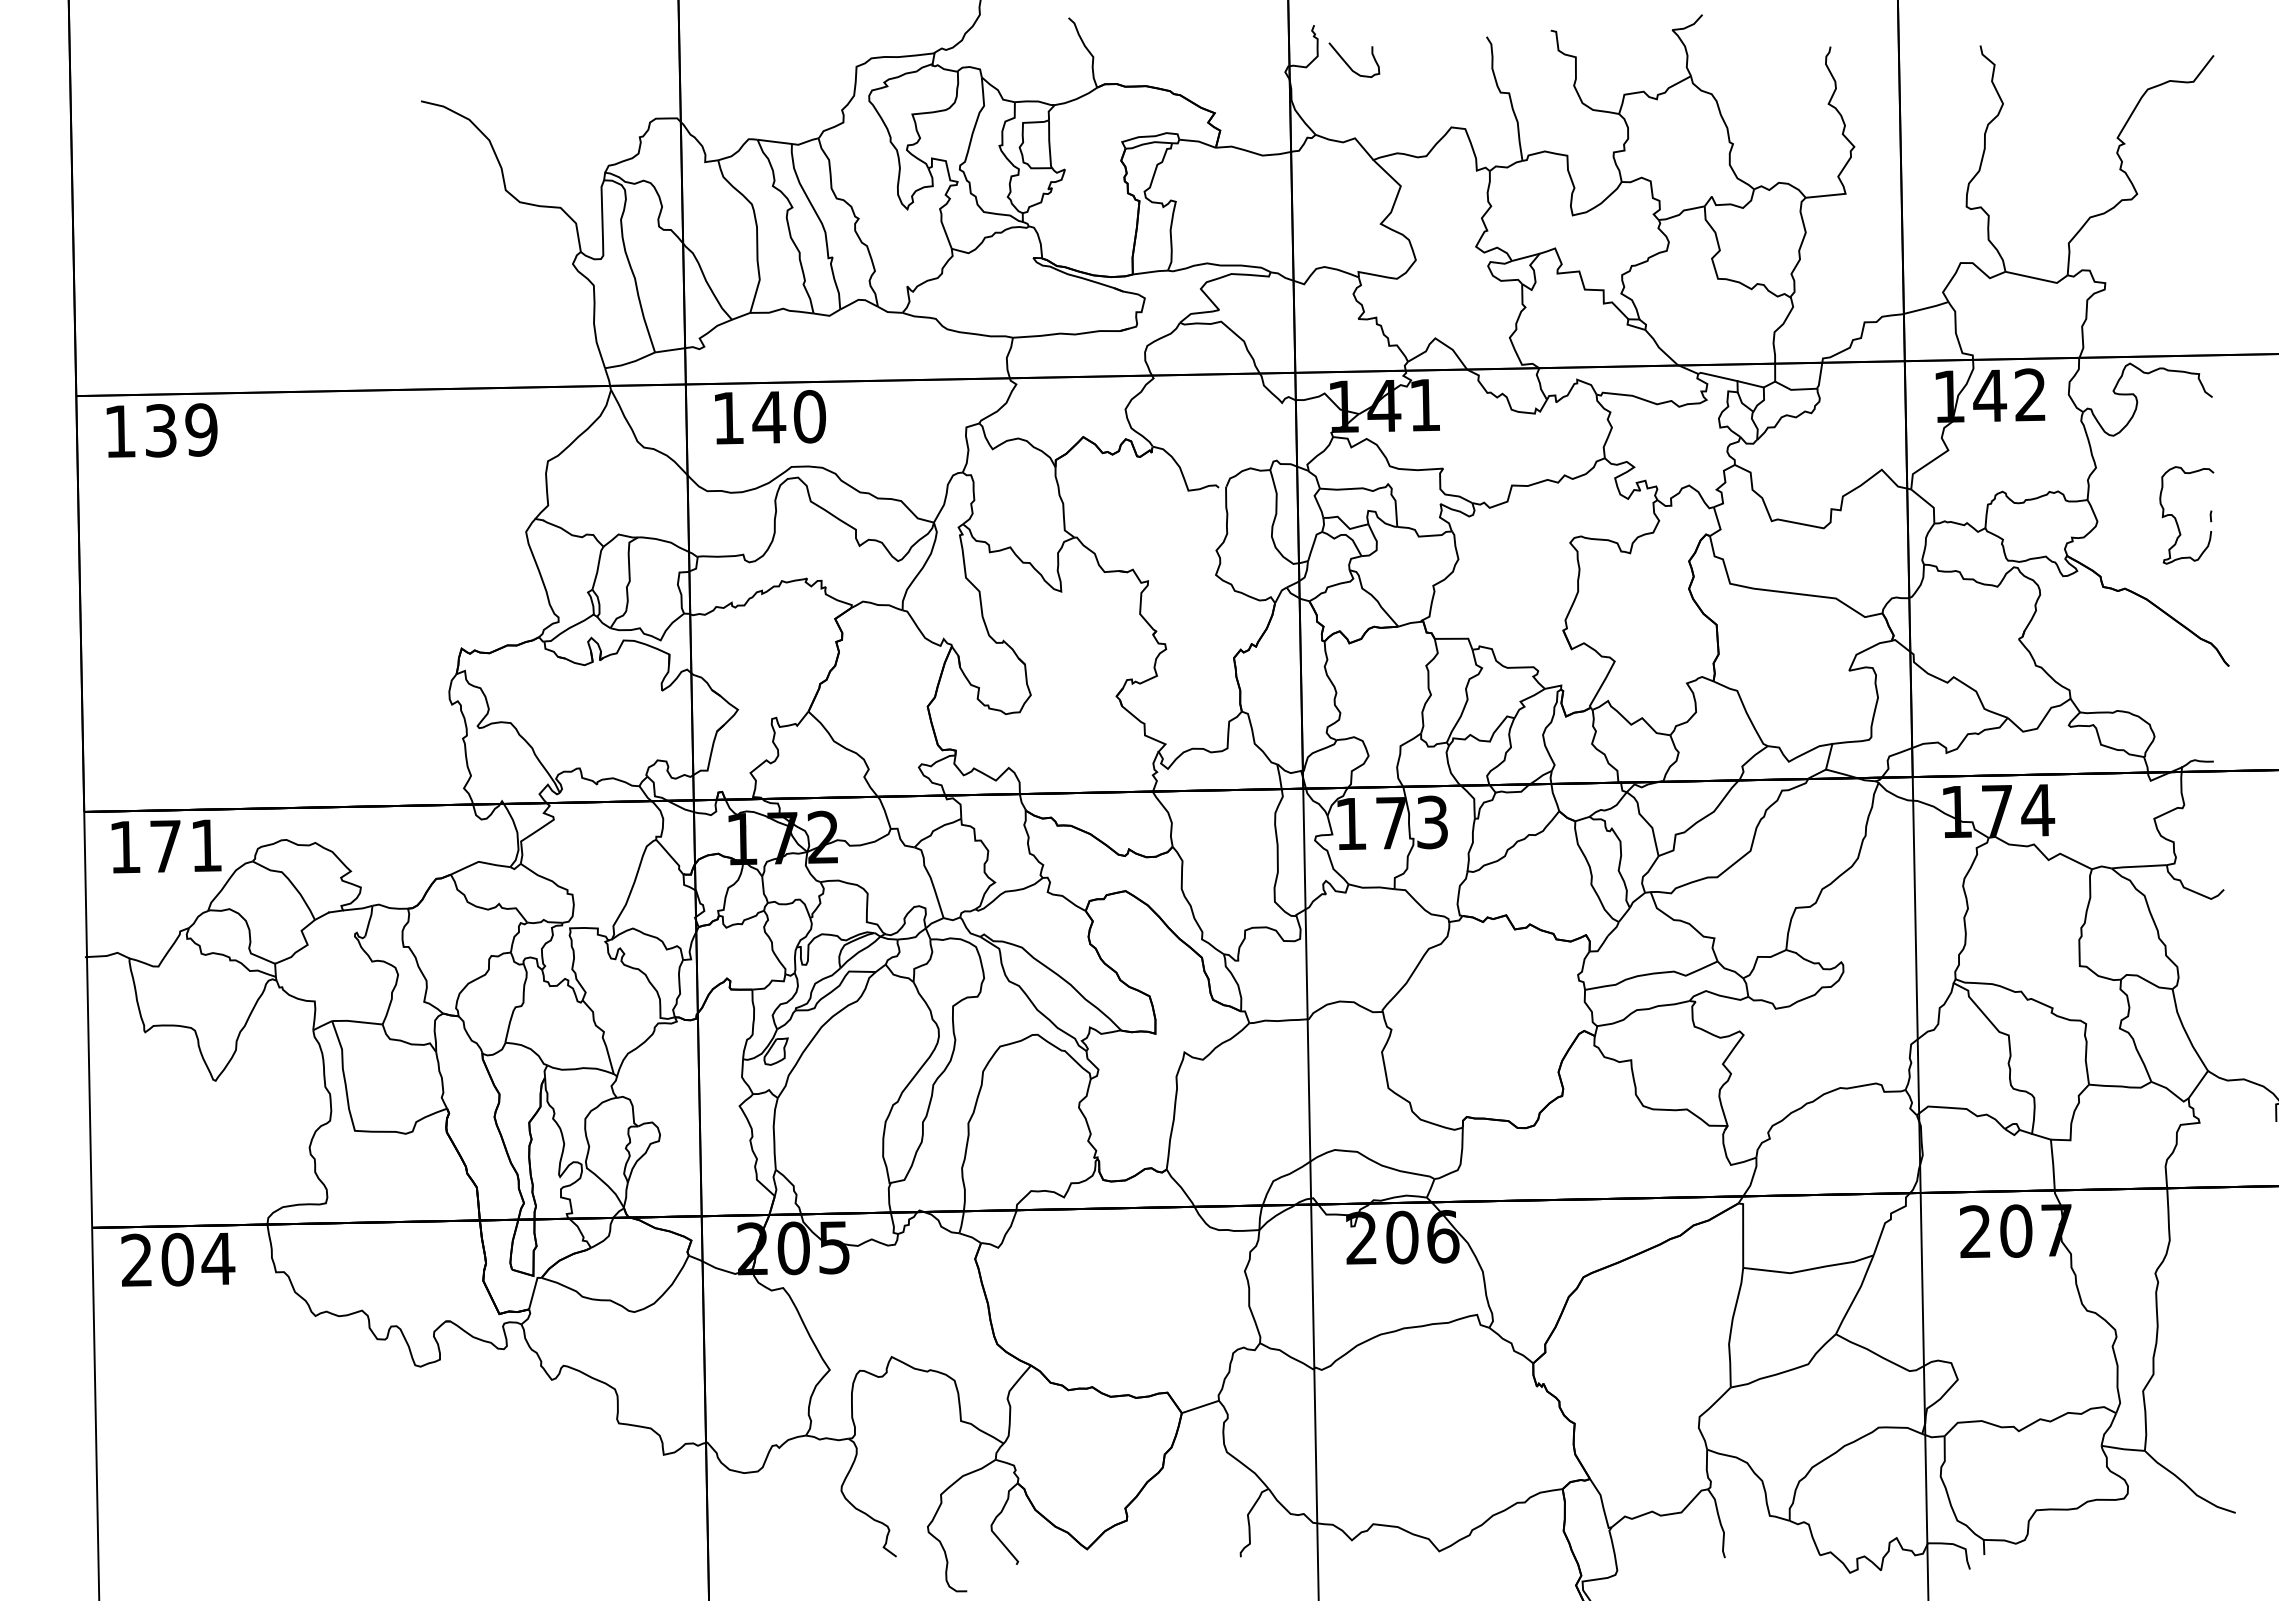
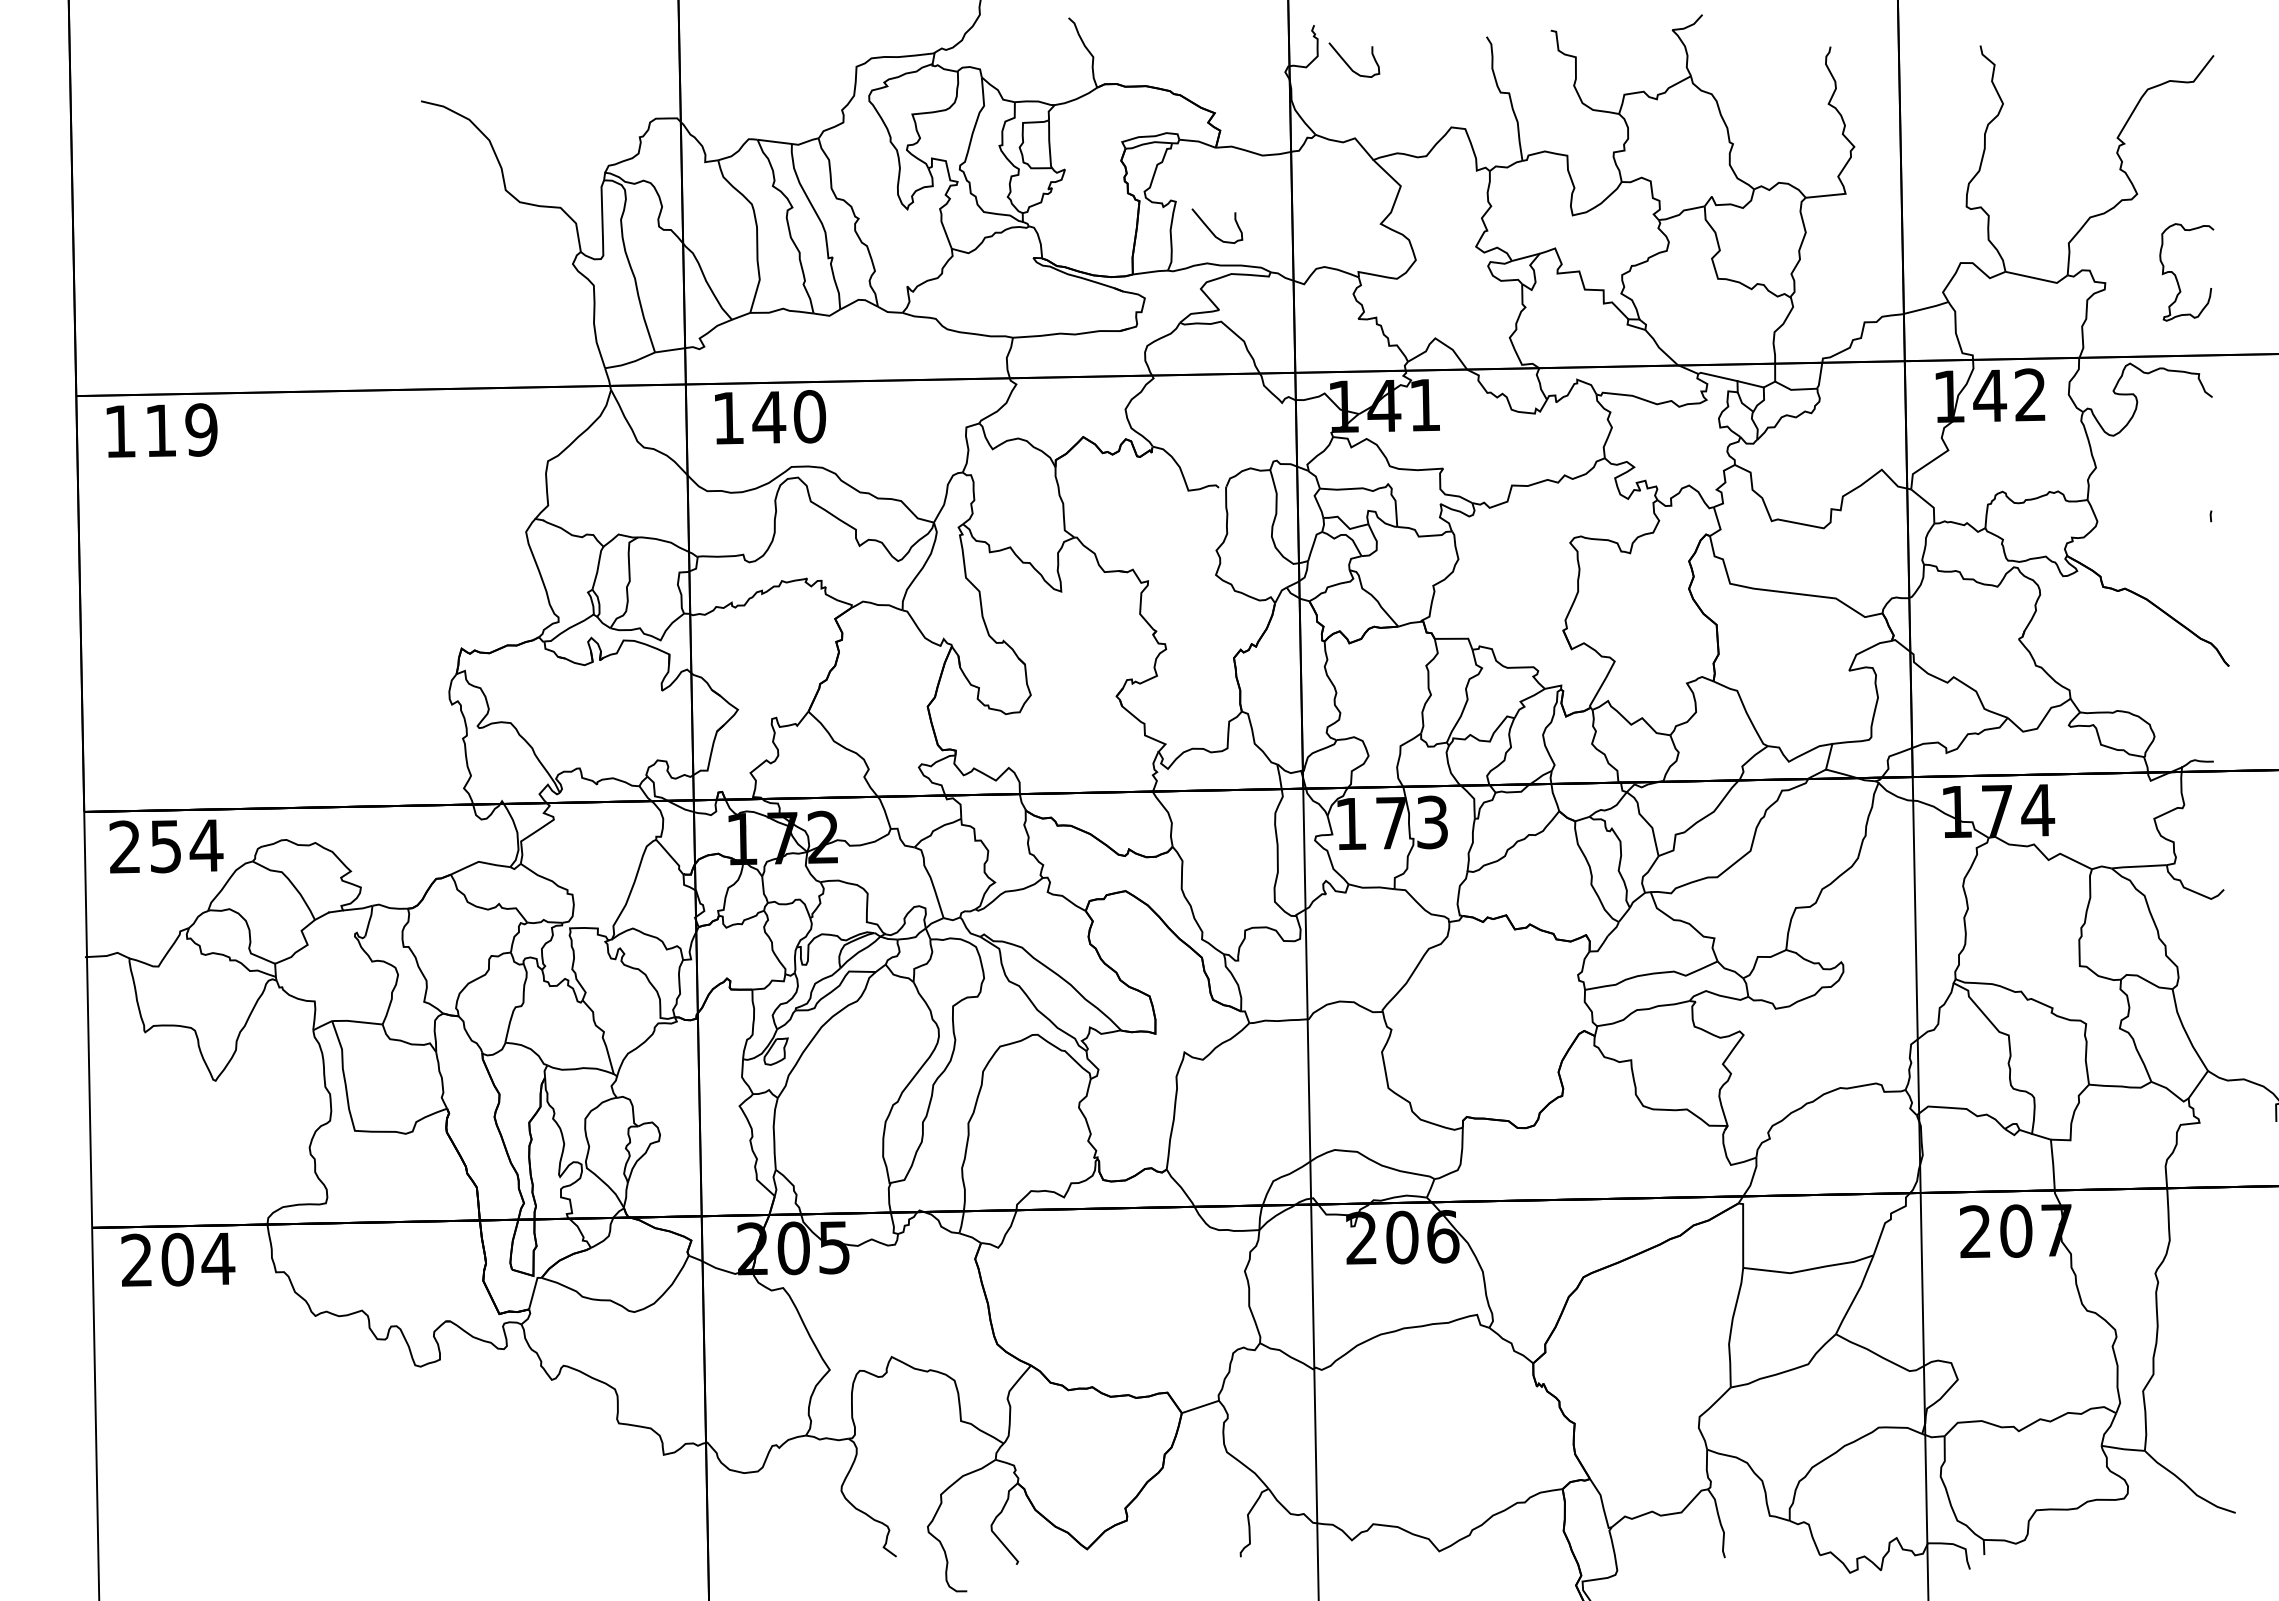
curve: none -> present (1211, 230)
text: 139 -> 119 (161, 430)
curve position: (2176, 518) -> (2176, 275) (2176, 275)
text: 171 -> 254 (166, 846)
